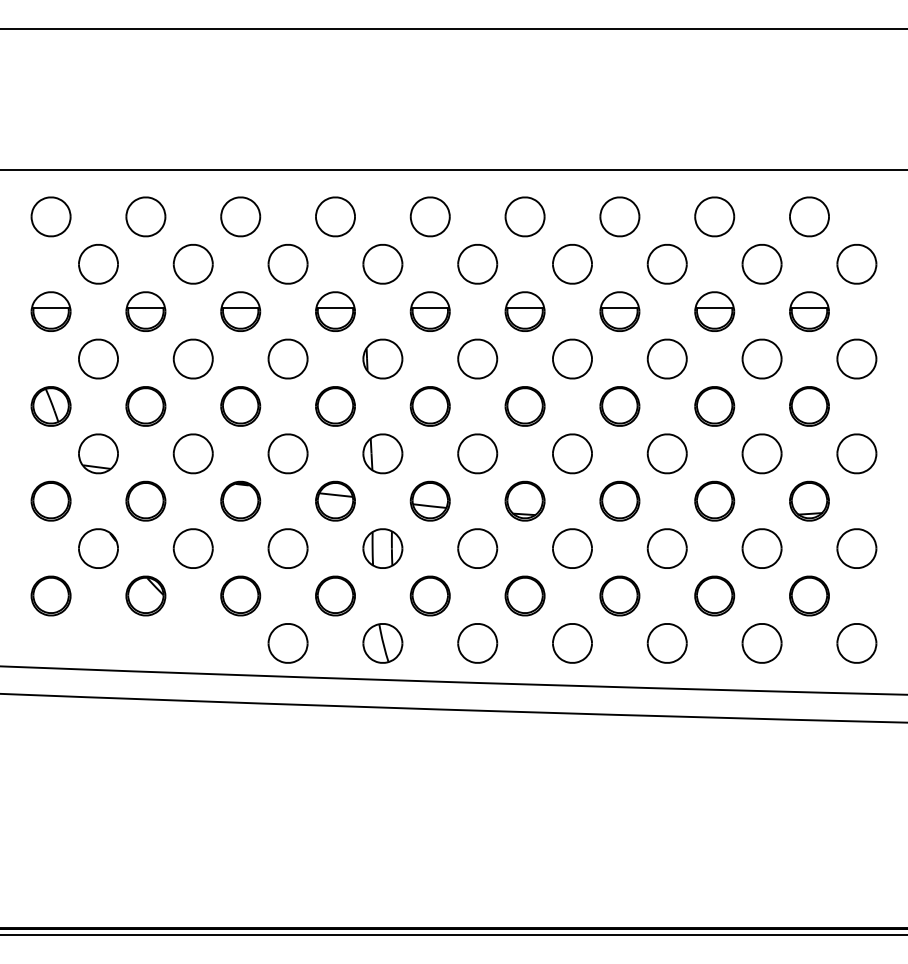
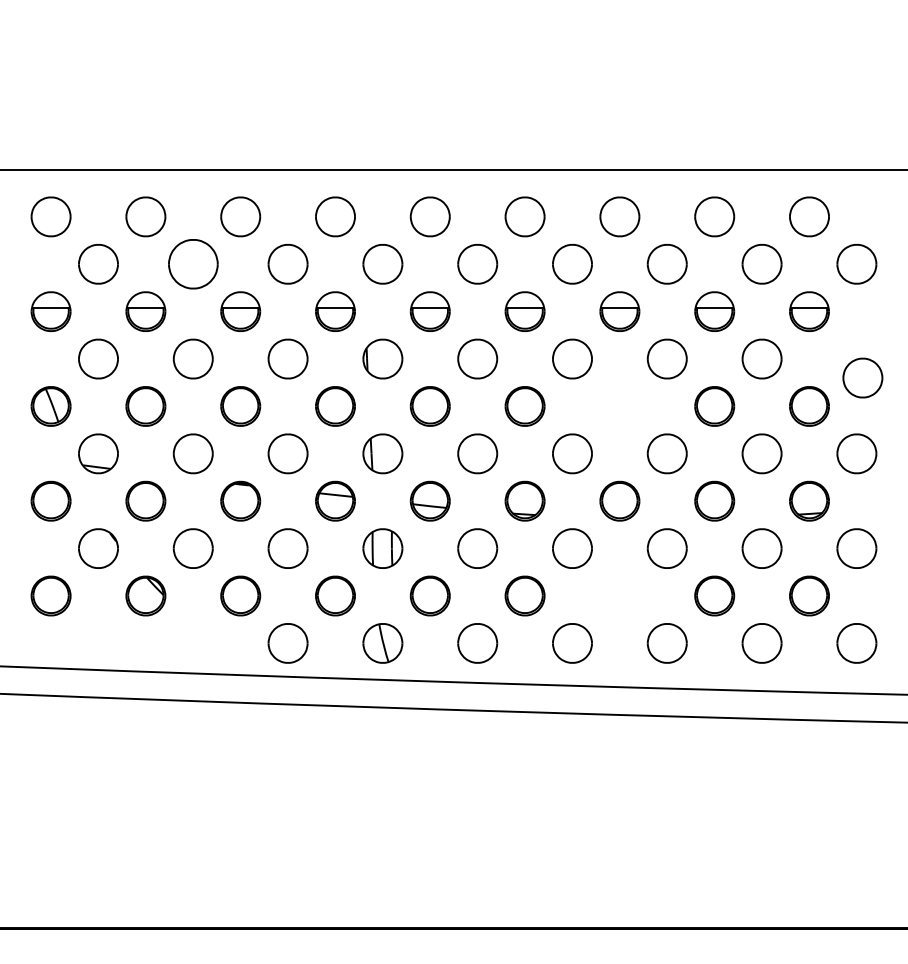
line: present -> none (453, 28)
part size: 42x41 px -> 51x51 px (193, 264)
part position: (856, 358) -> (862, 377) (862, 377)
part: present -> none (619, 406)
part: present -> none (619, 595)
line: present -> none (453, 935)
